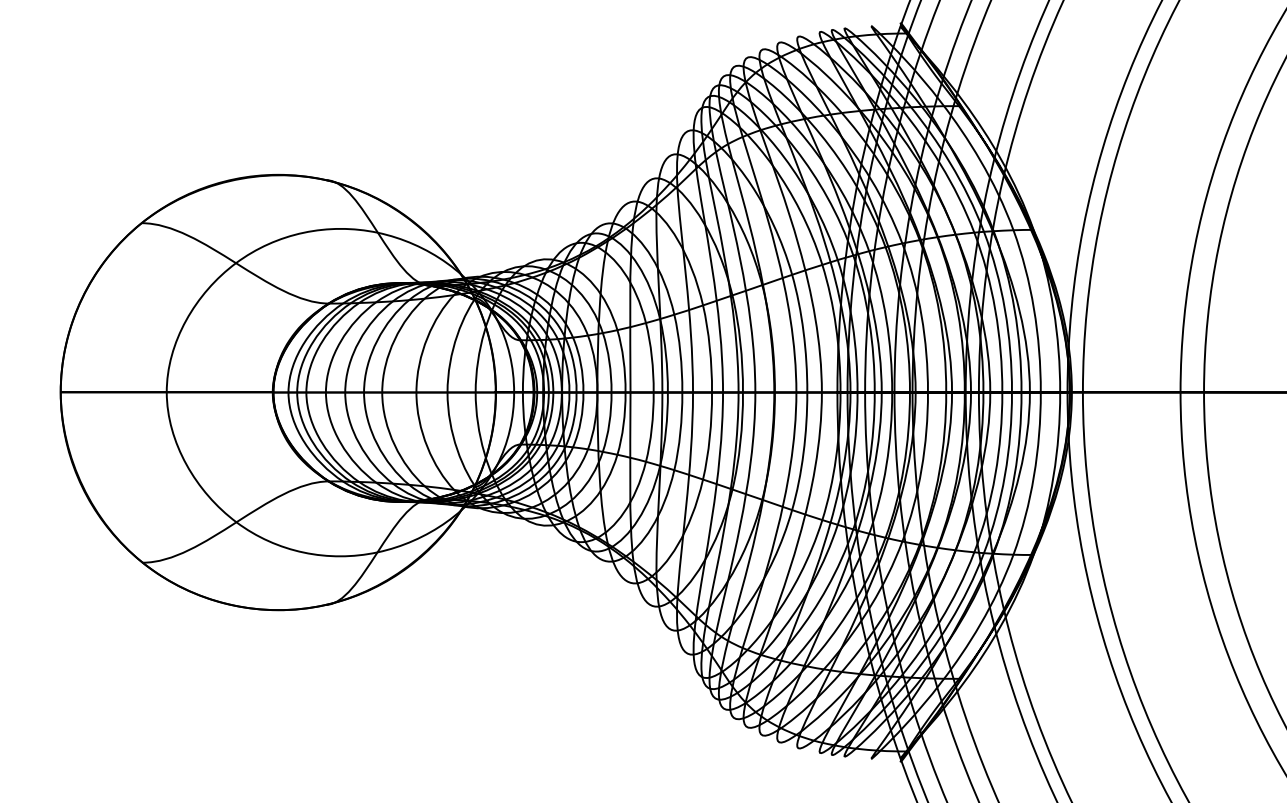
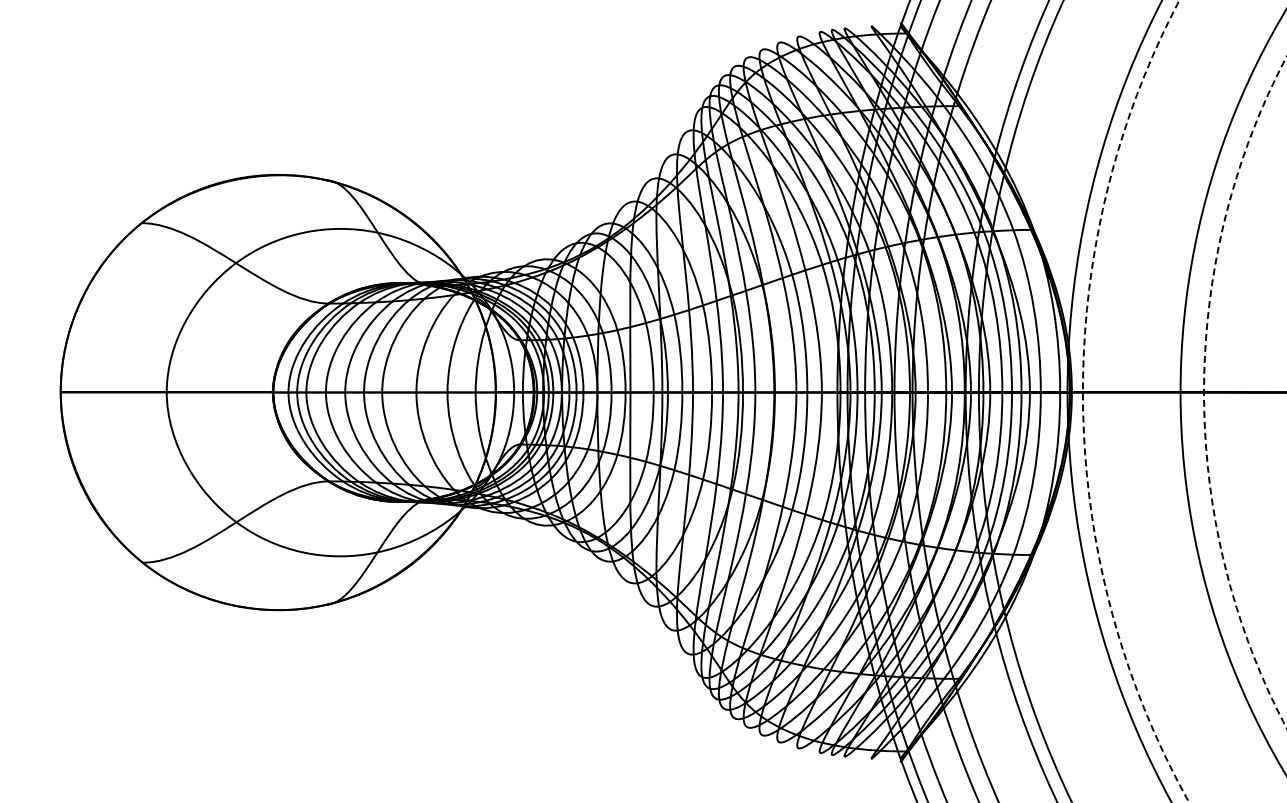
circle: solid -> dashed (1245, 392)
arc: solid -> dashed (1083, 402)
